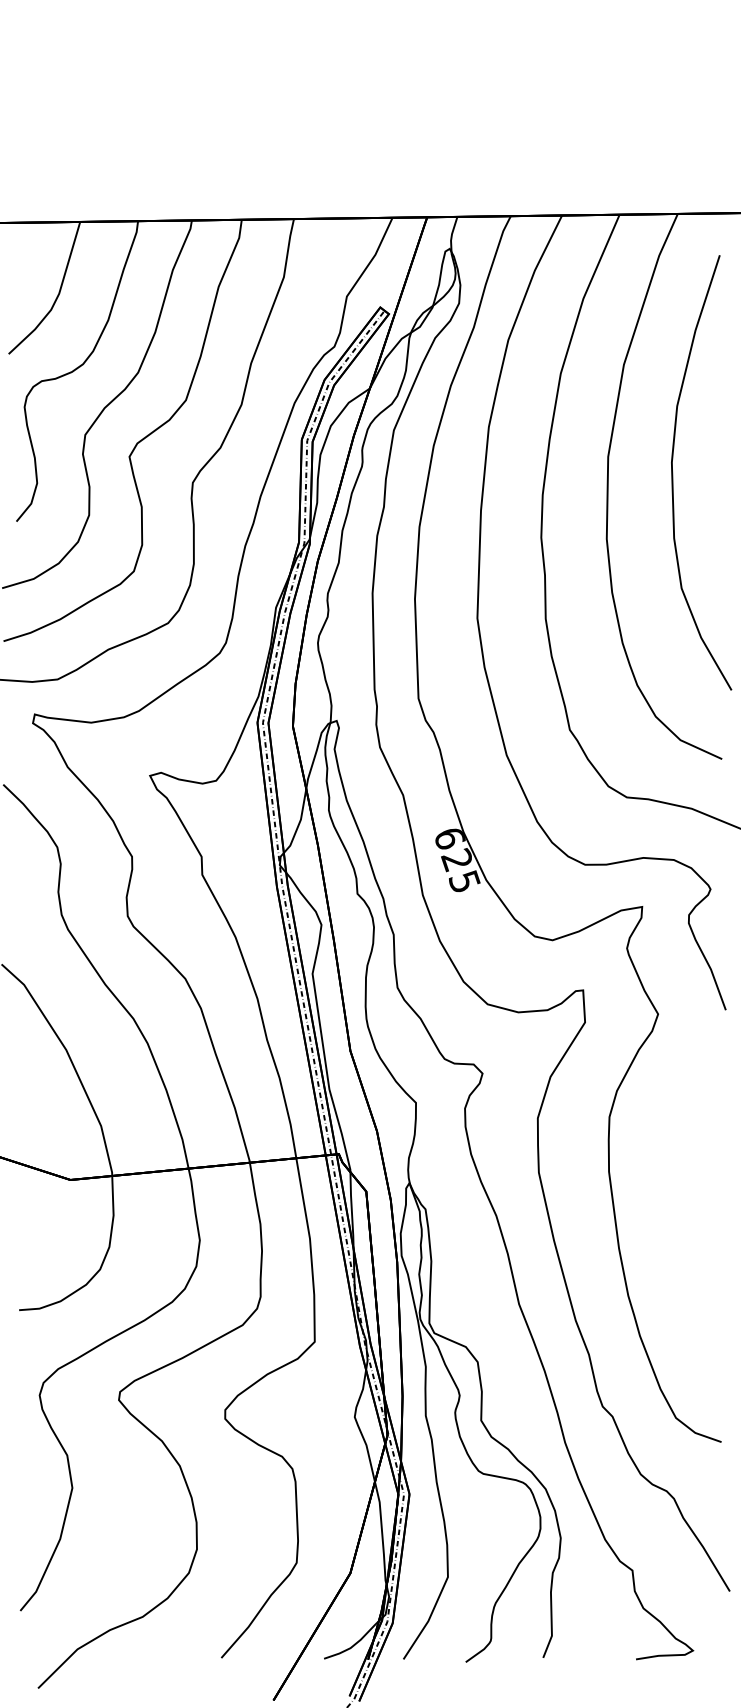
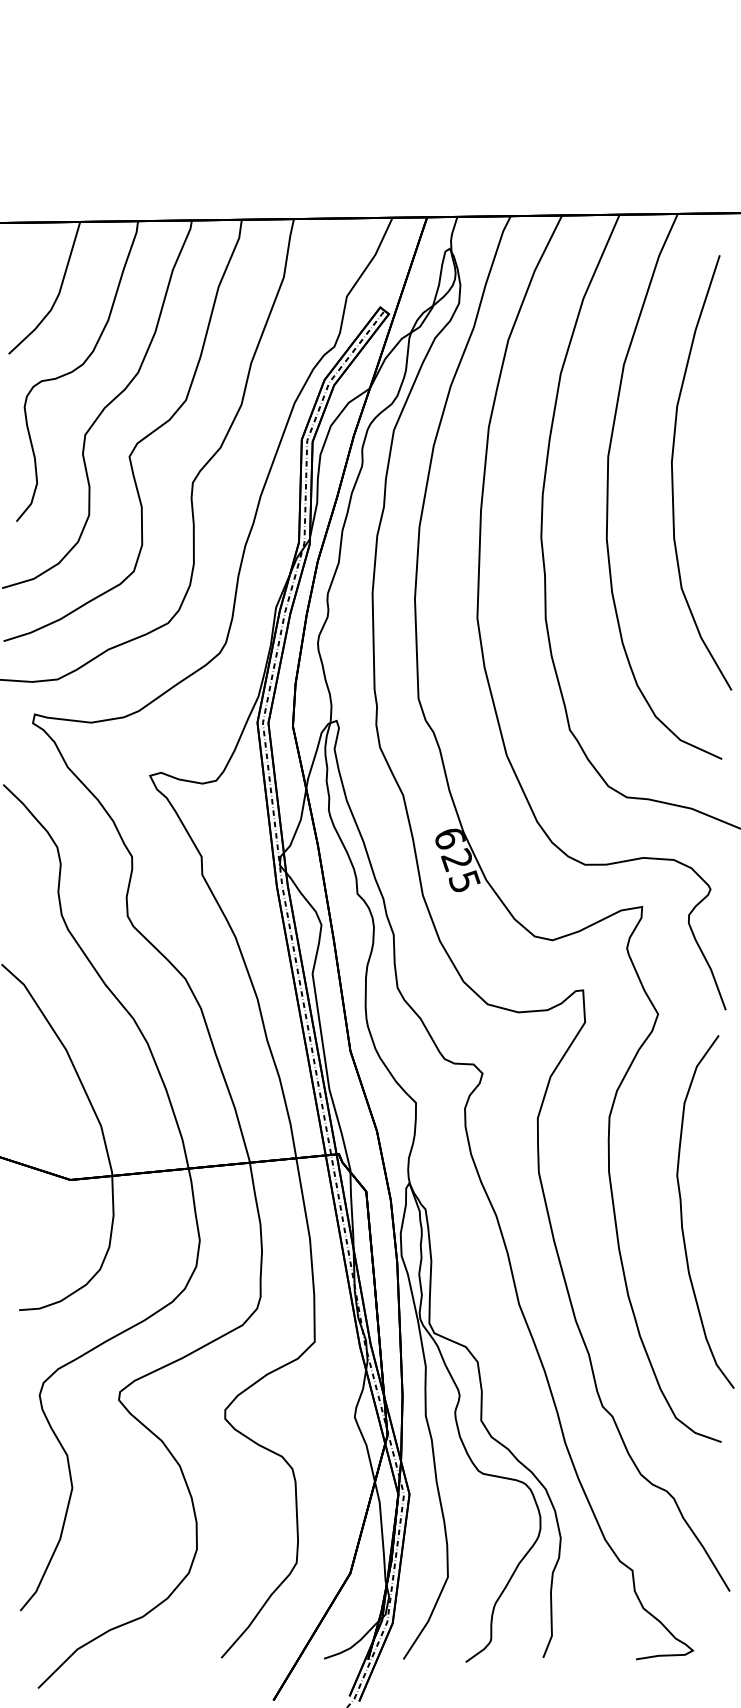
curve: none -> present (682, 1211)
